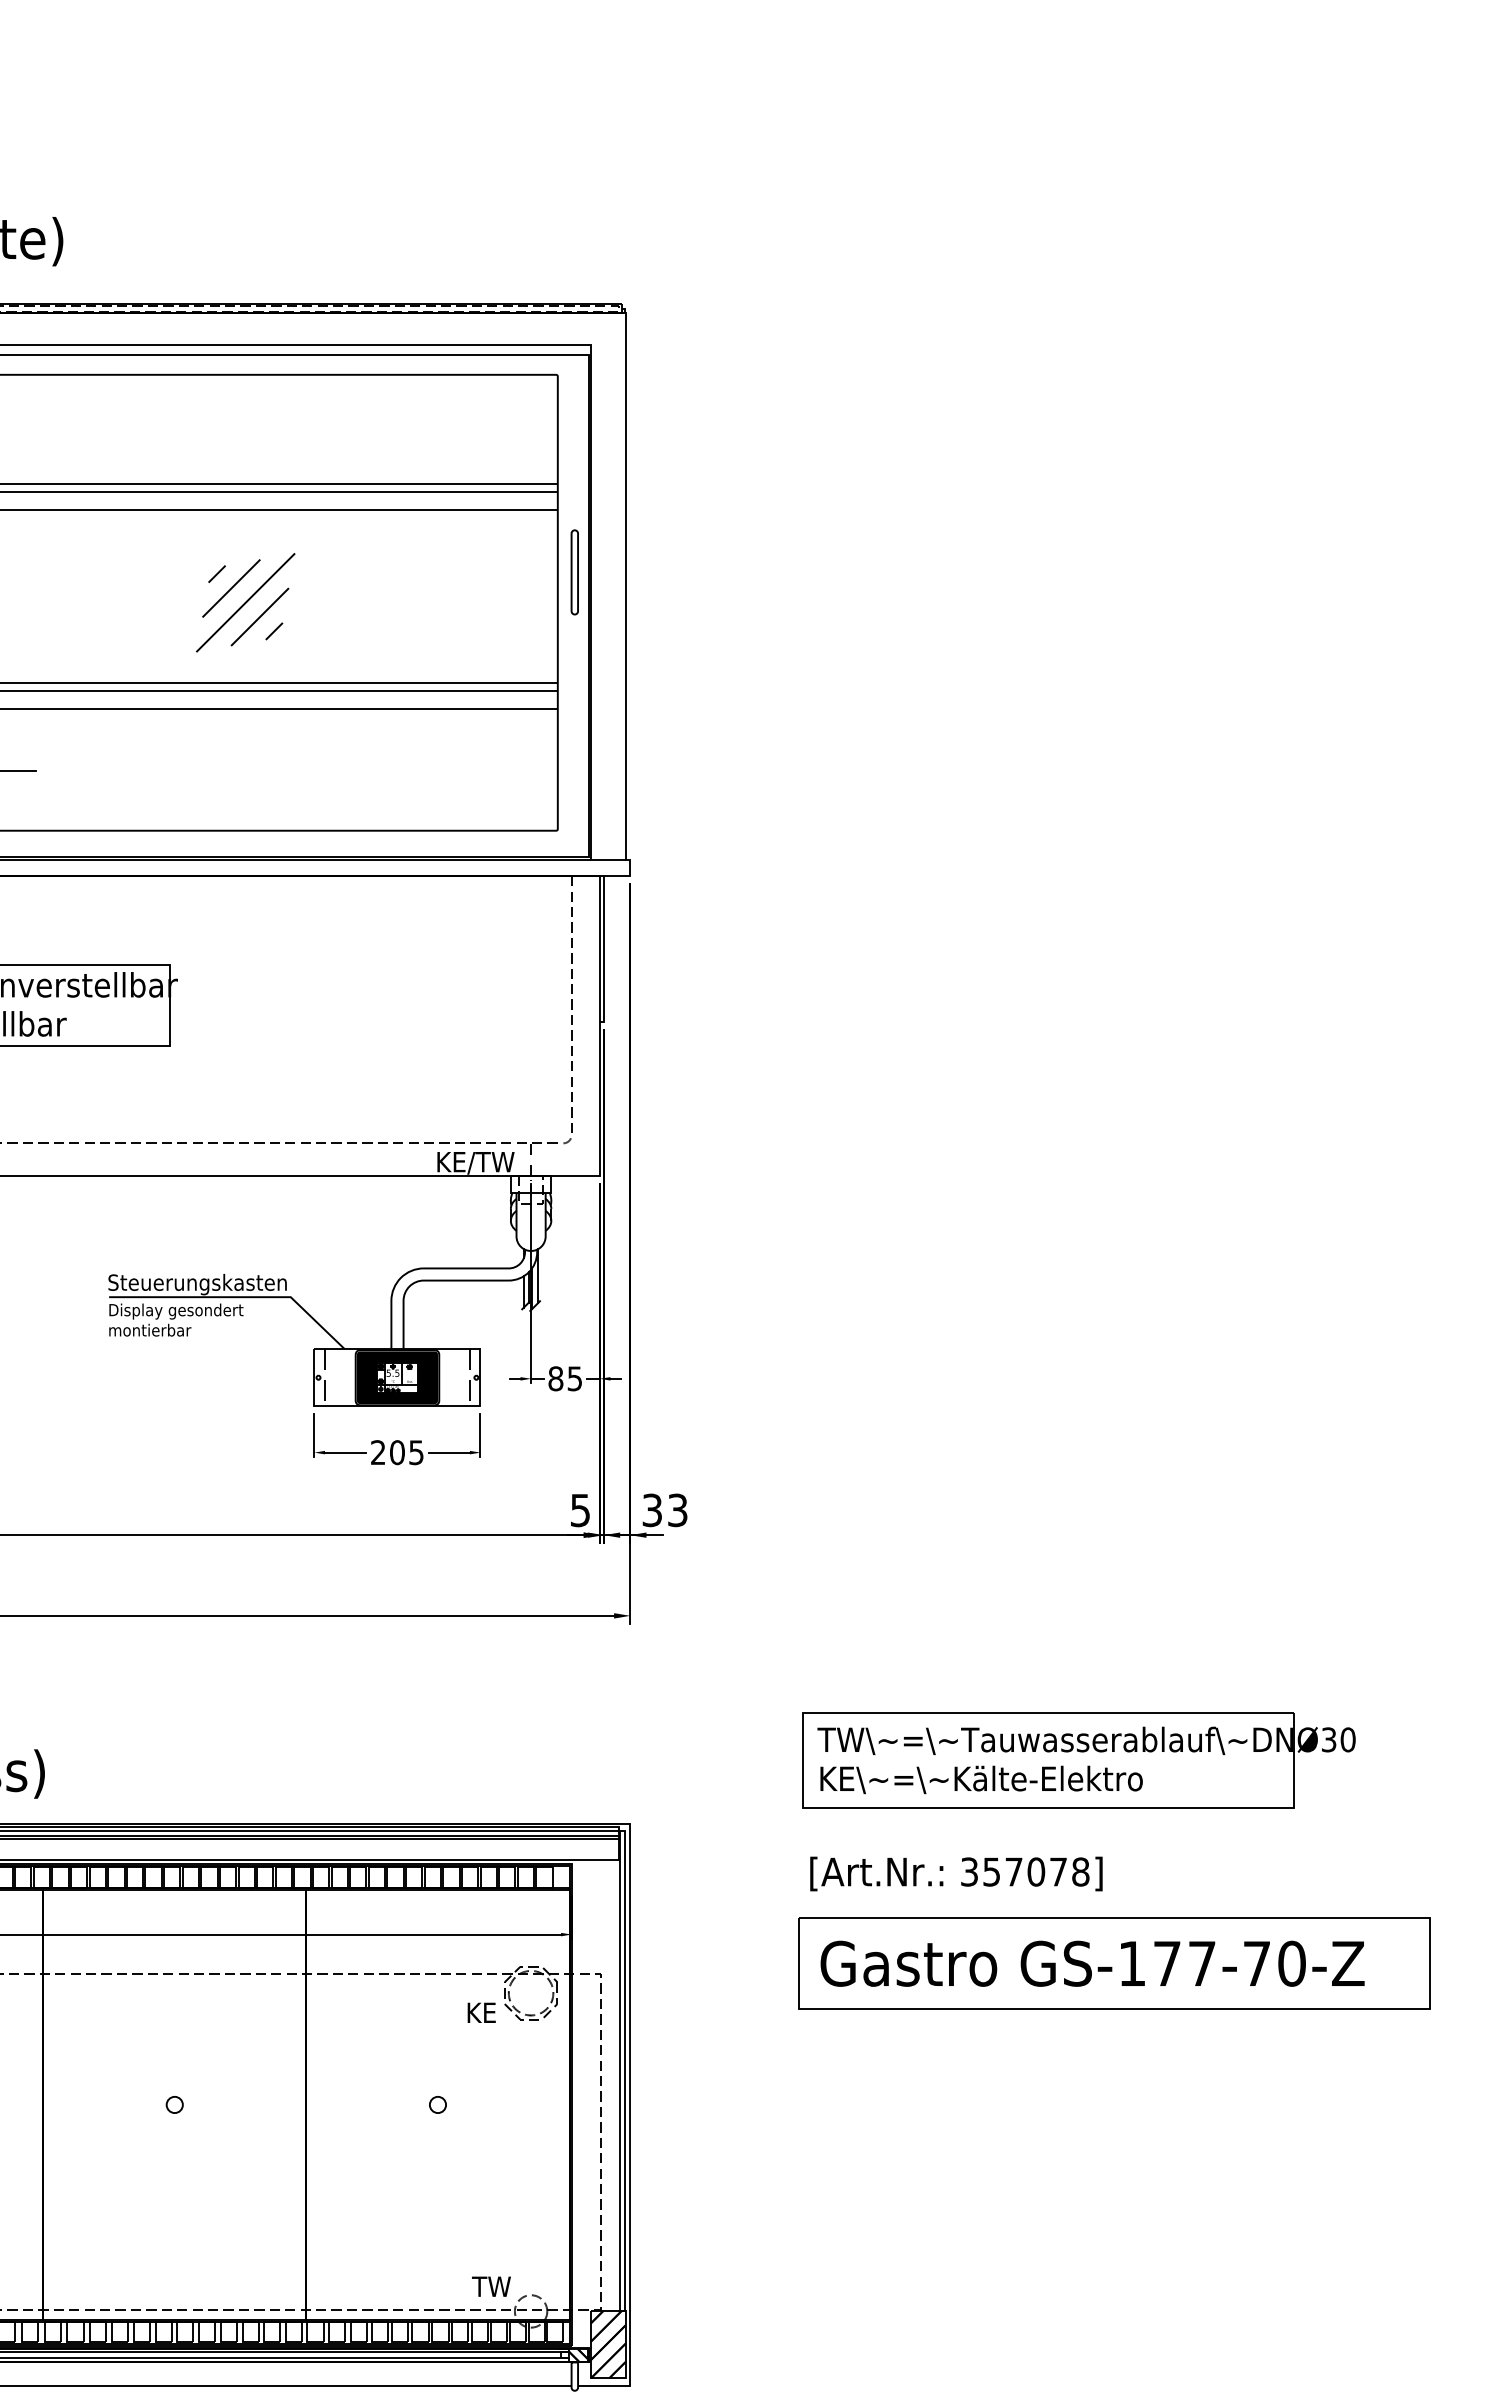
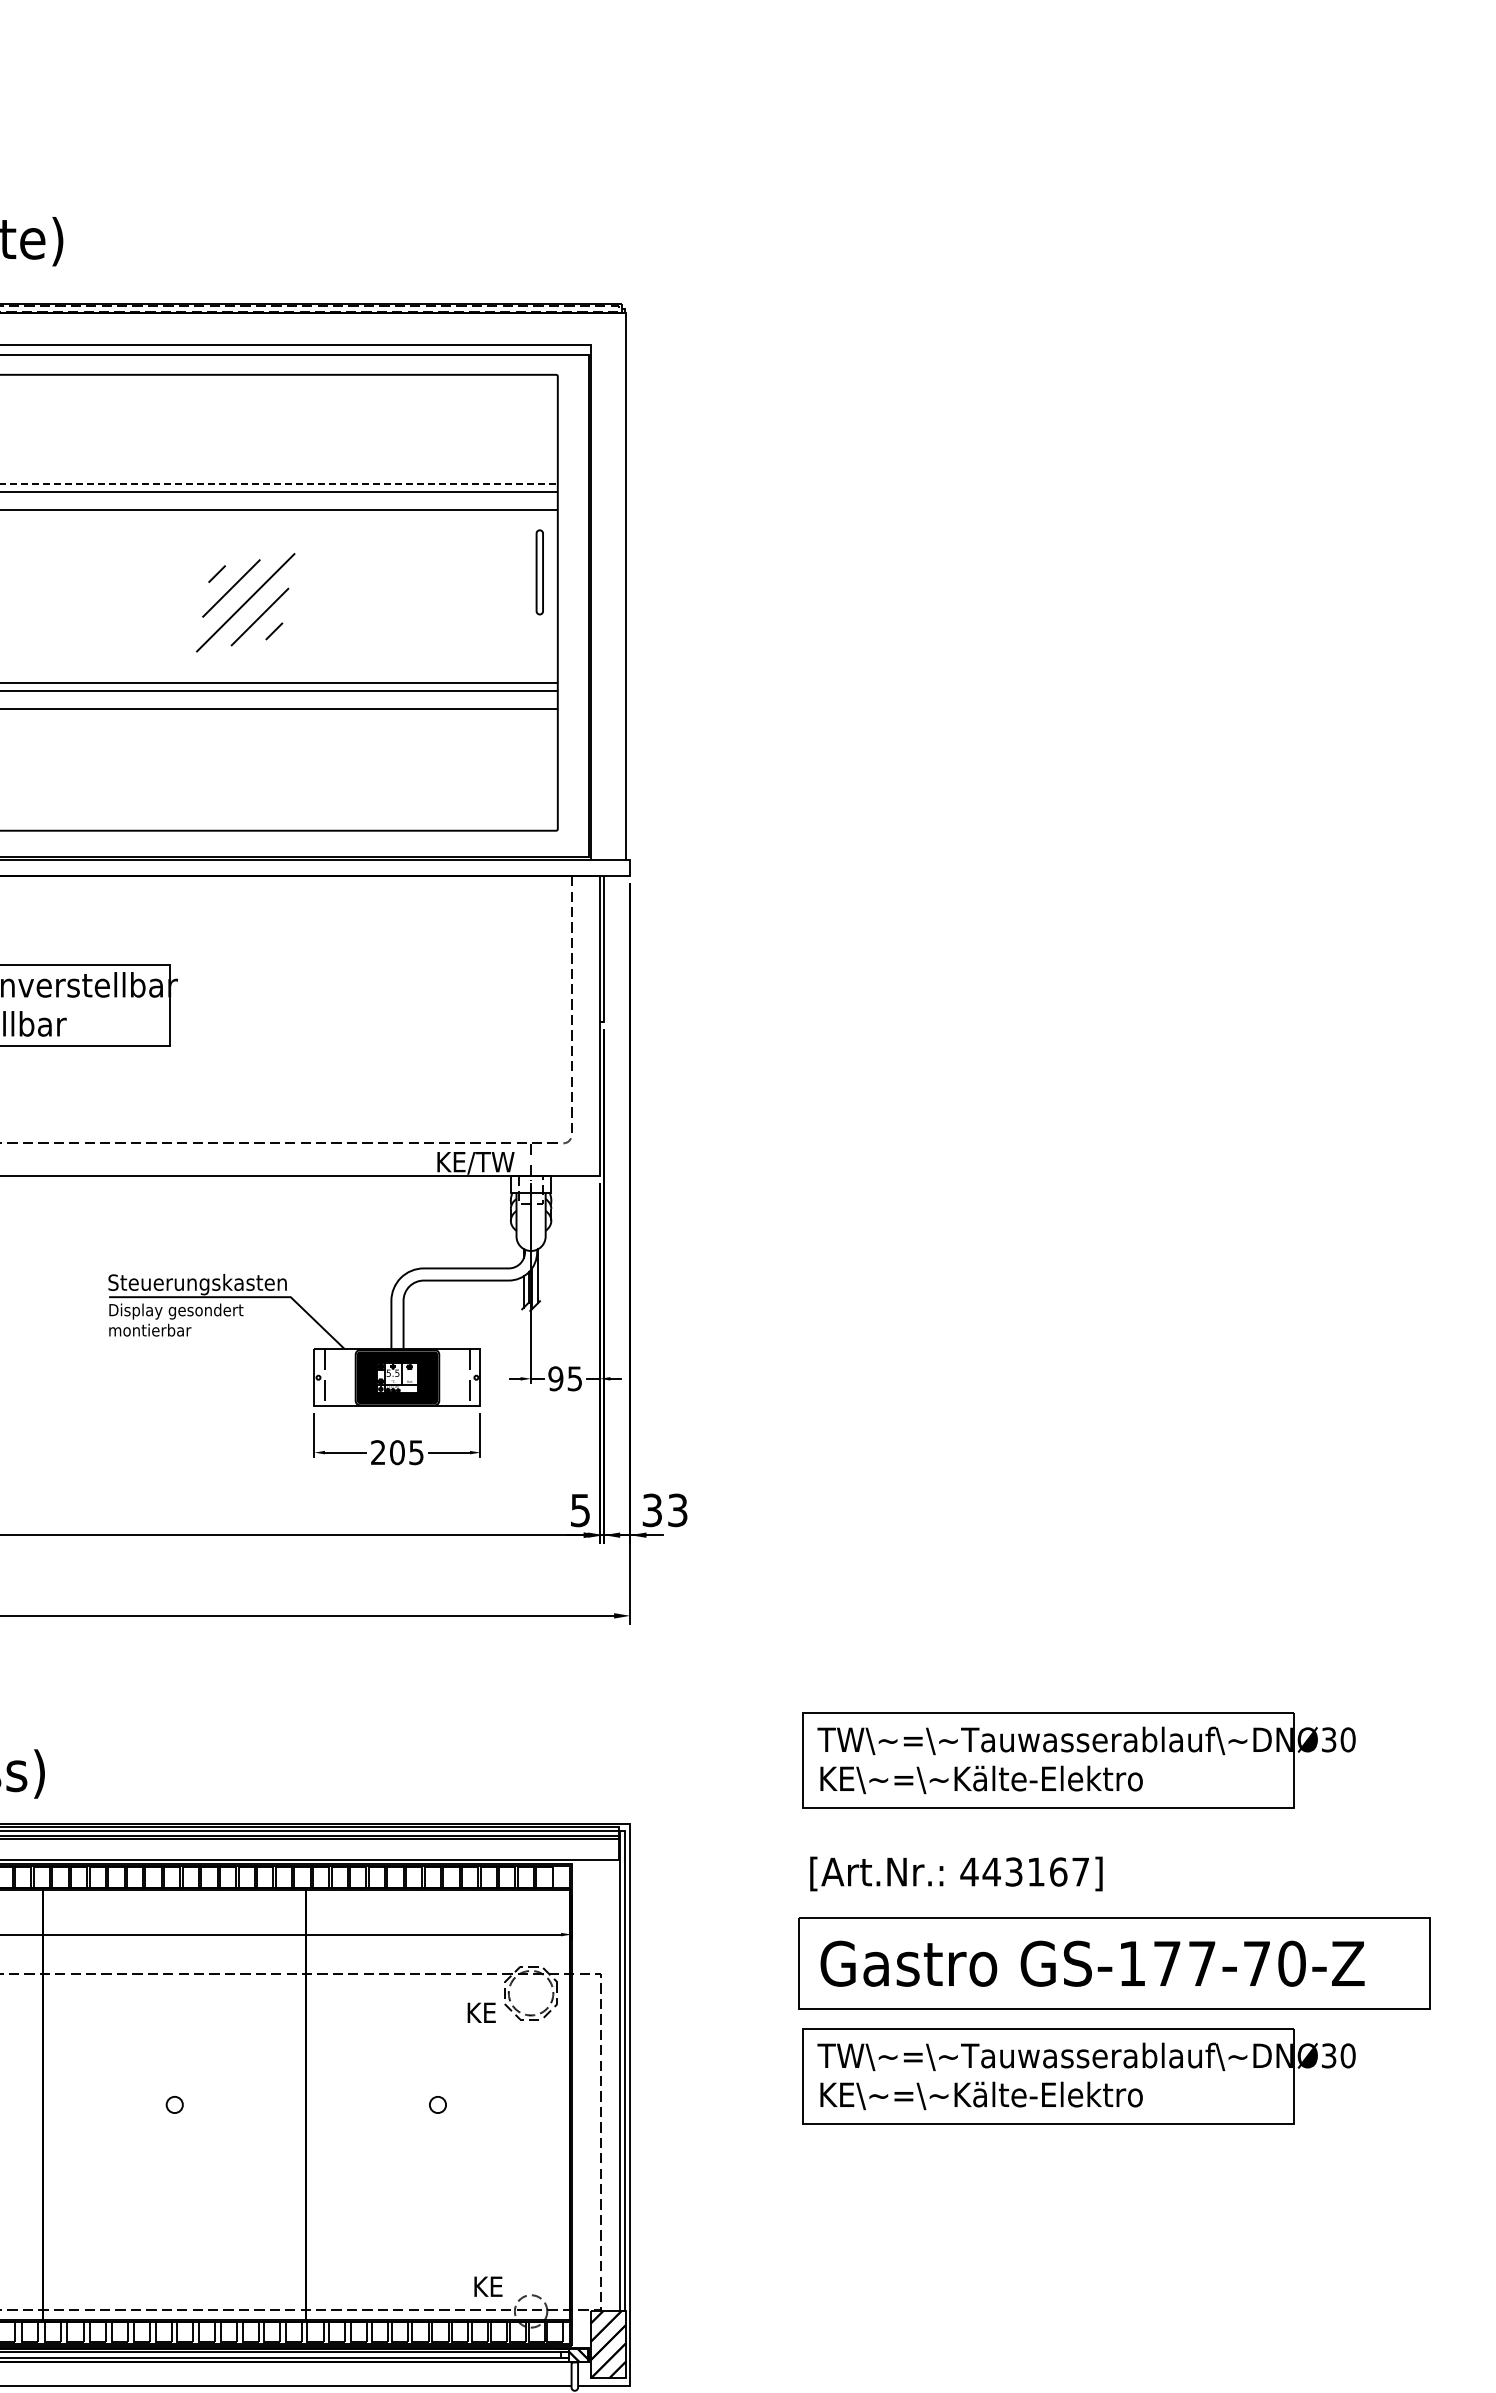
line: solid -> dashed (279, 484)
part position: (574, 572) -> (539, 572) (539, 572)
line: present -> none (18, 770)
text: 85 -> 95 (555, 1378)
text: 357078] -> 443167] (1024, 1871)
part: none -> present (1078, 2076)
text: TW -> KE (491, 2286)
